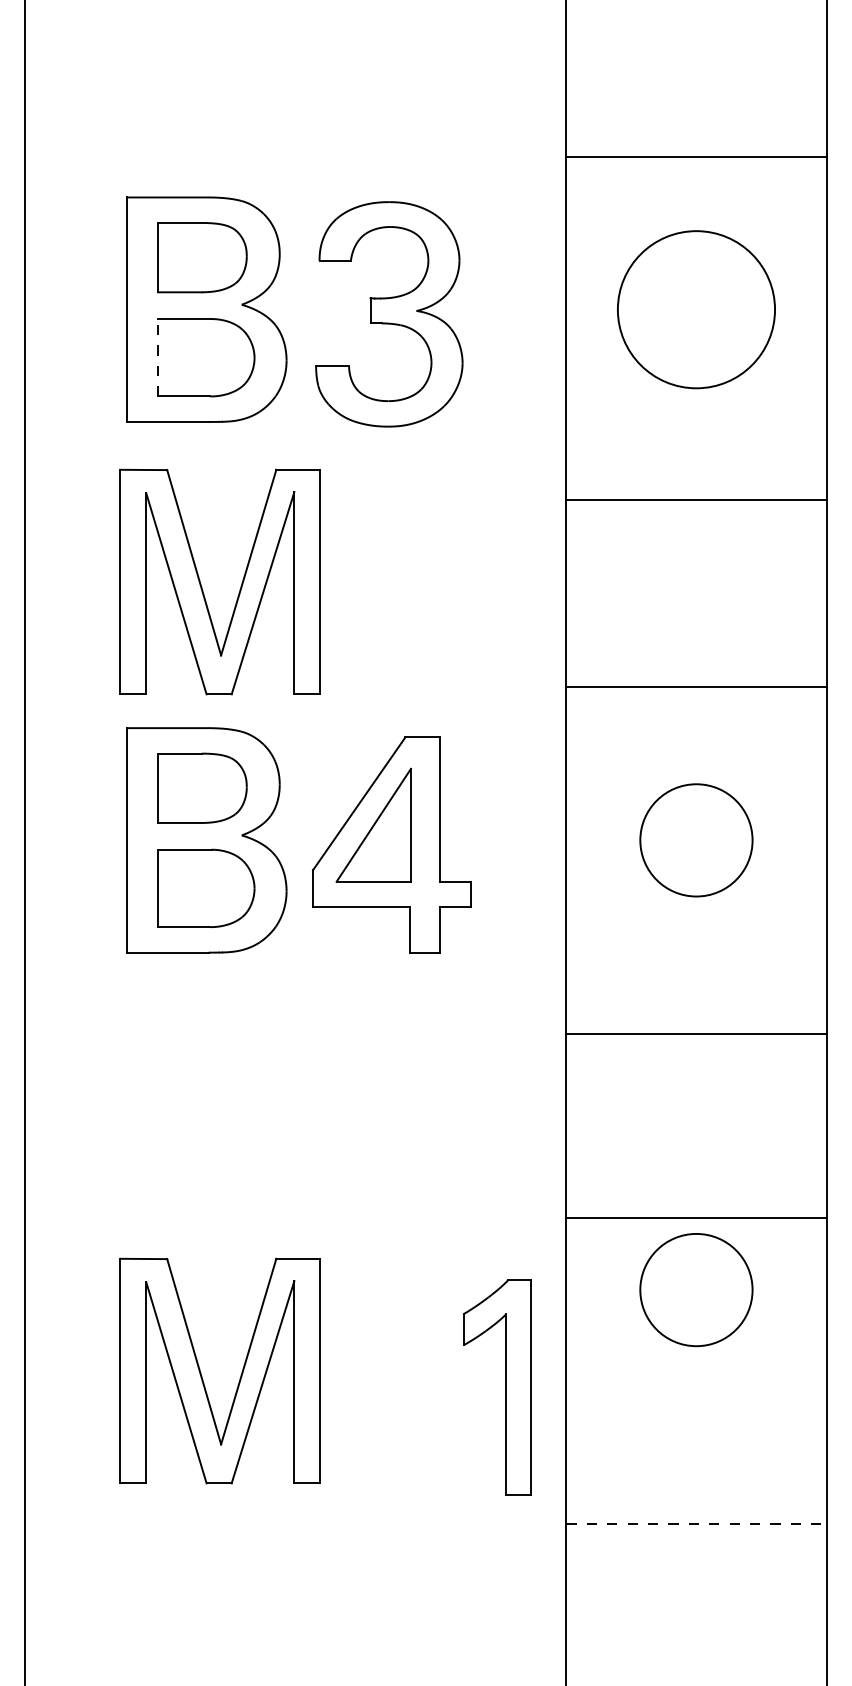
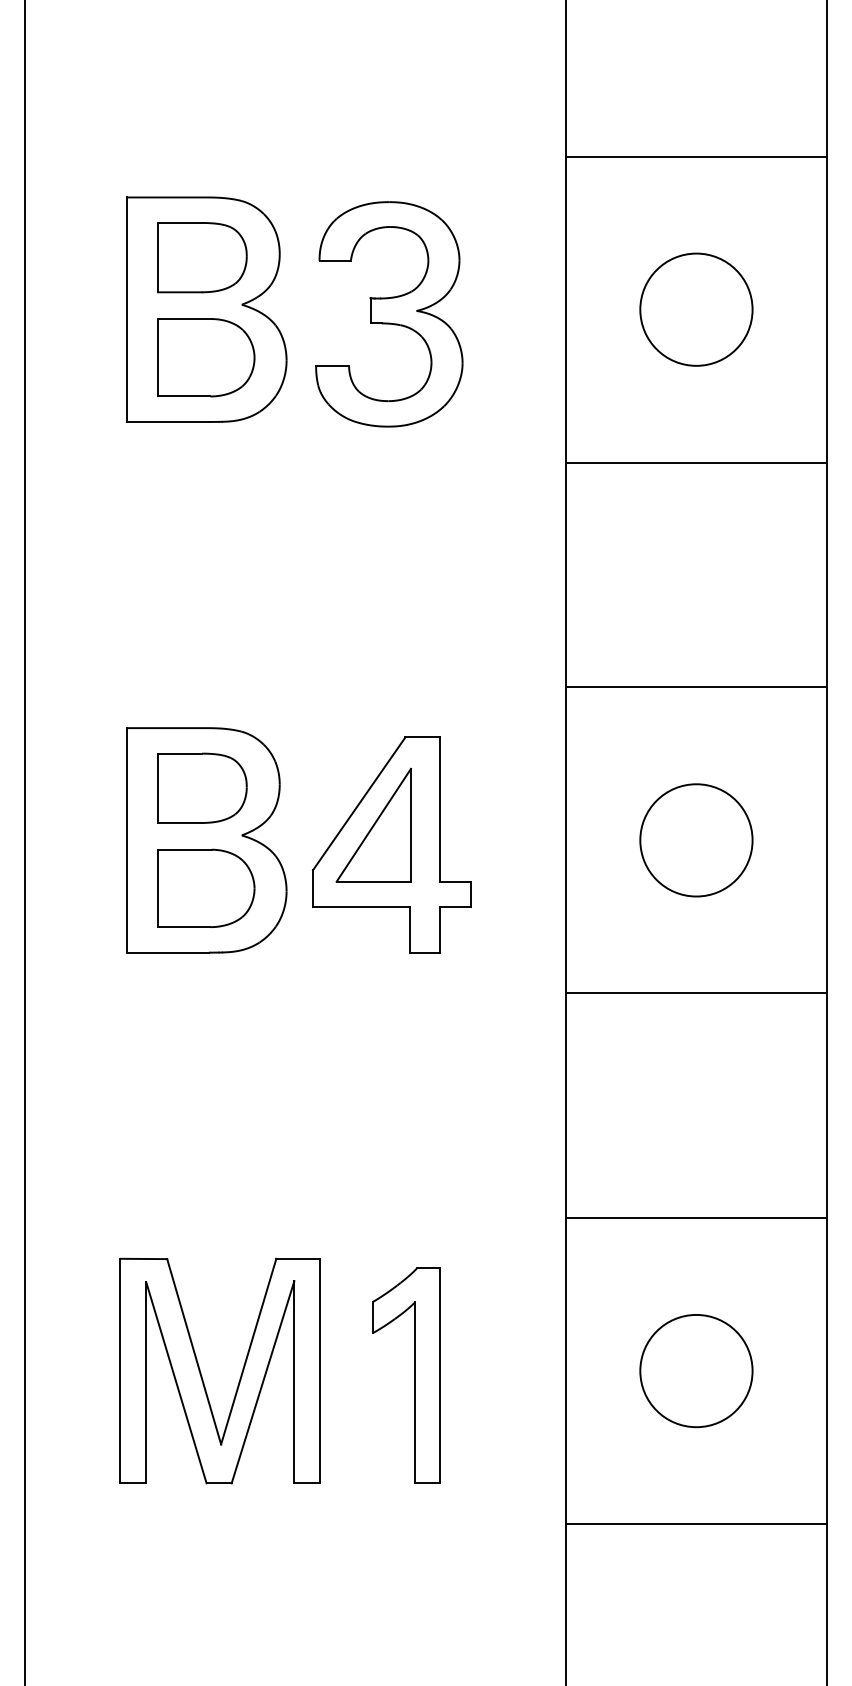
circle diameter: 157 px -> 112 px (696, 309)
line: dashed -> solid (158, 357)
line position: (696, 499) -> (696, 462) (696, 462)
part: present -> none (202, 587)
line position: (696, 1034) -> (696, 993) (696, 993)
circle position: (696, 1290) -> (696, 1371) (696, 1371)
part position: (505, 1387) -> (414, 1375) (414, 1375)
line: dashed -> solid (696, 1524)
